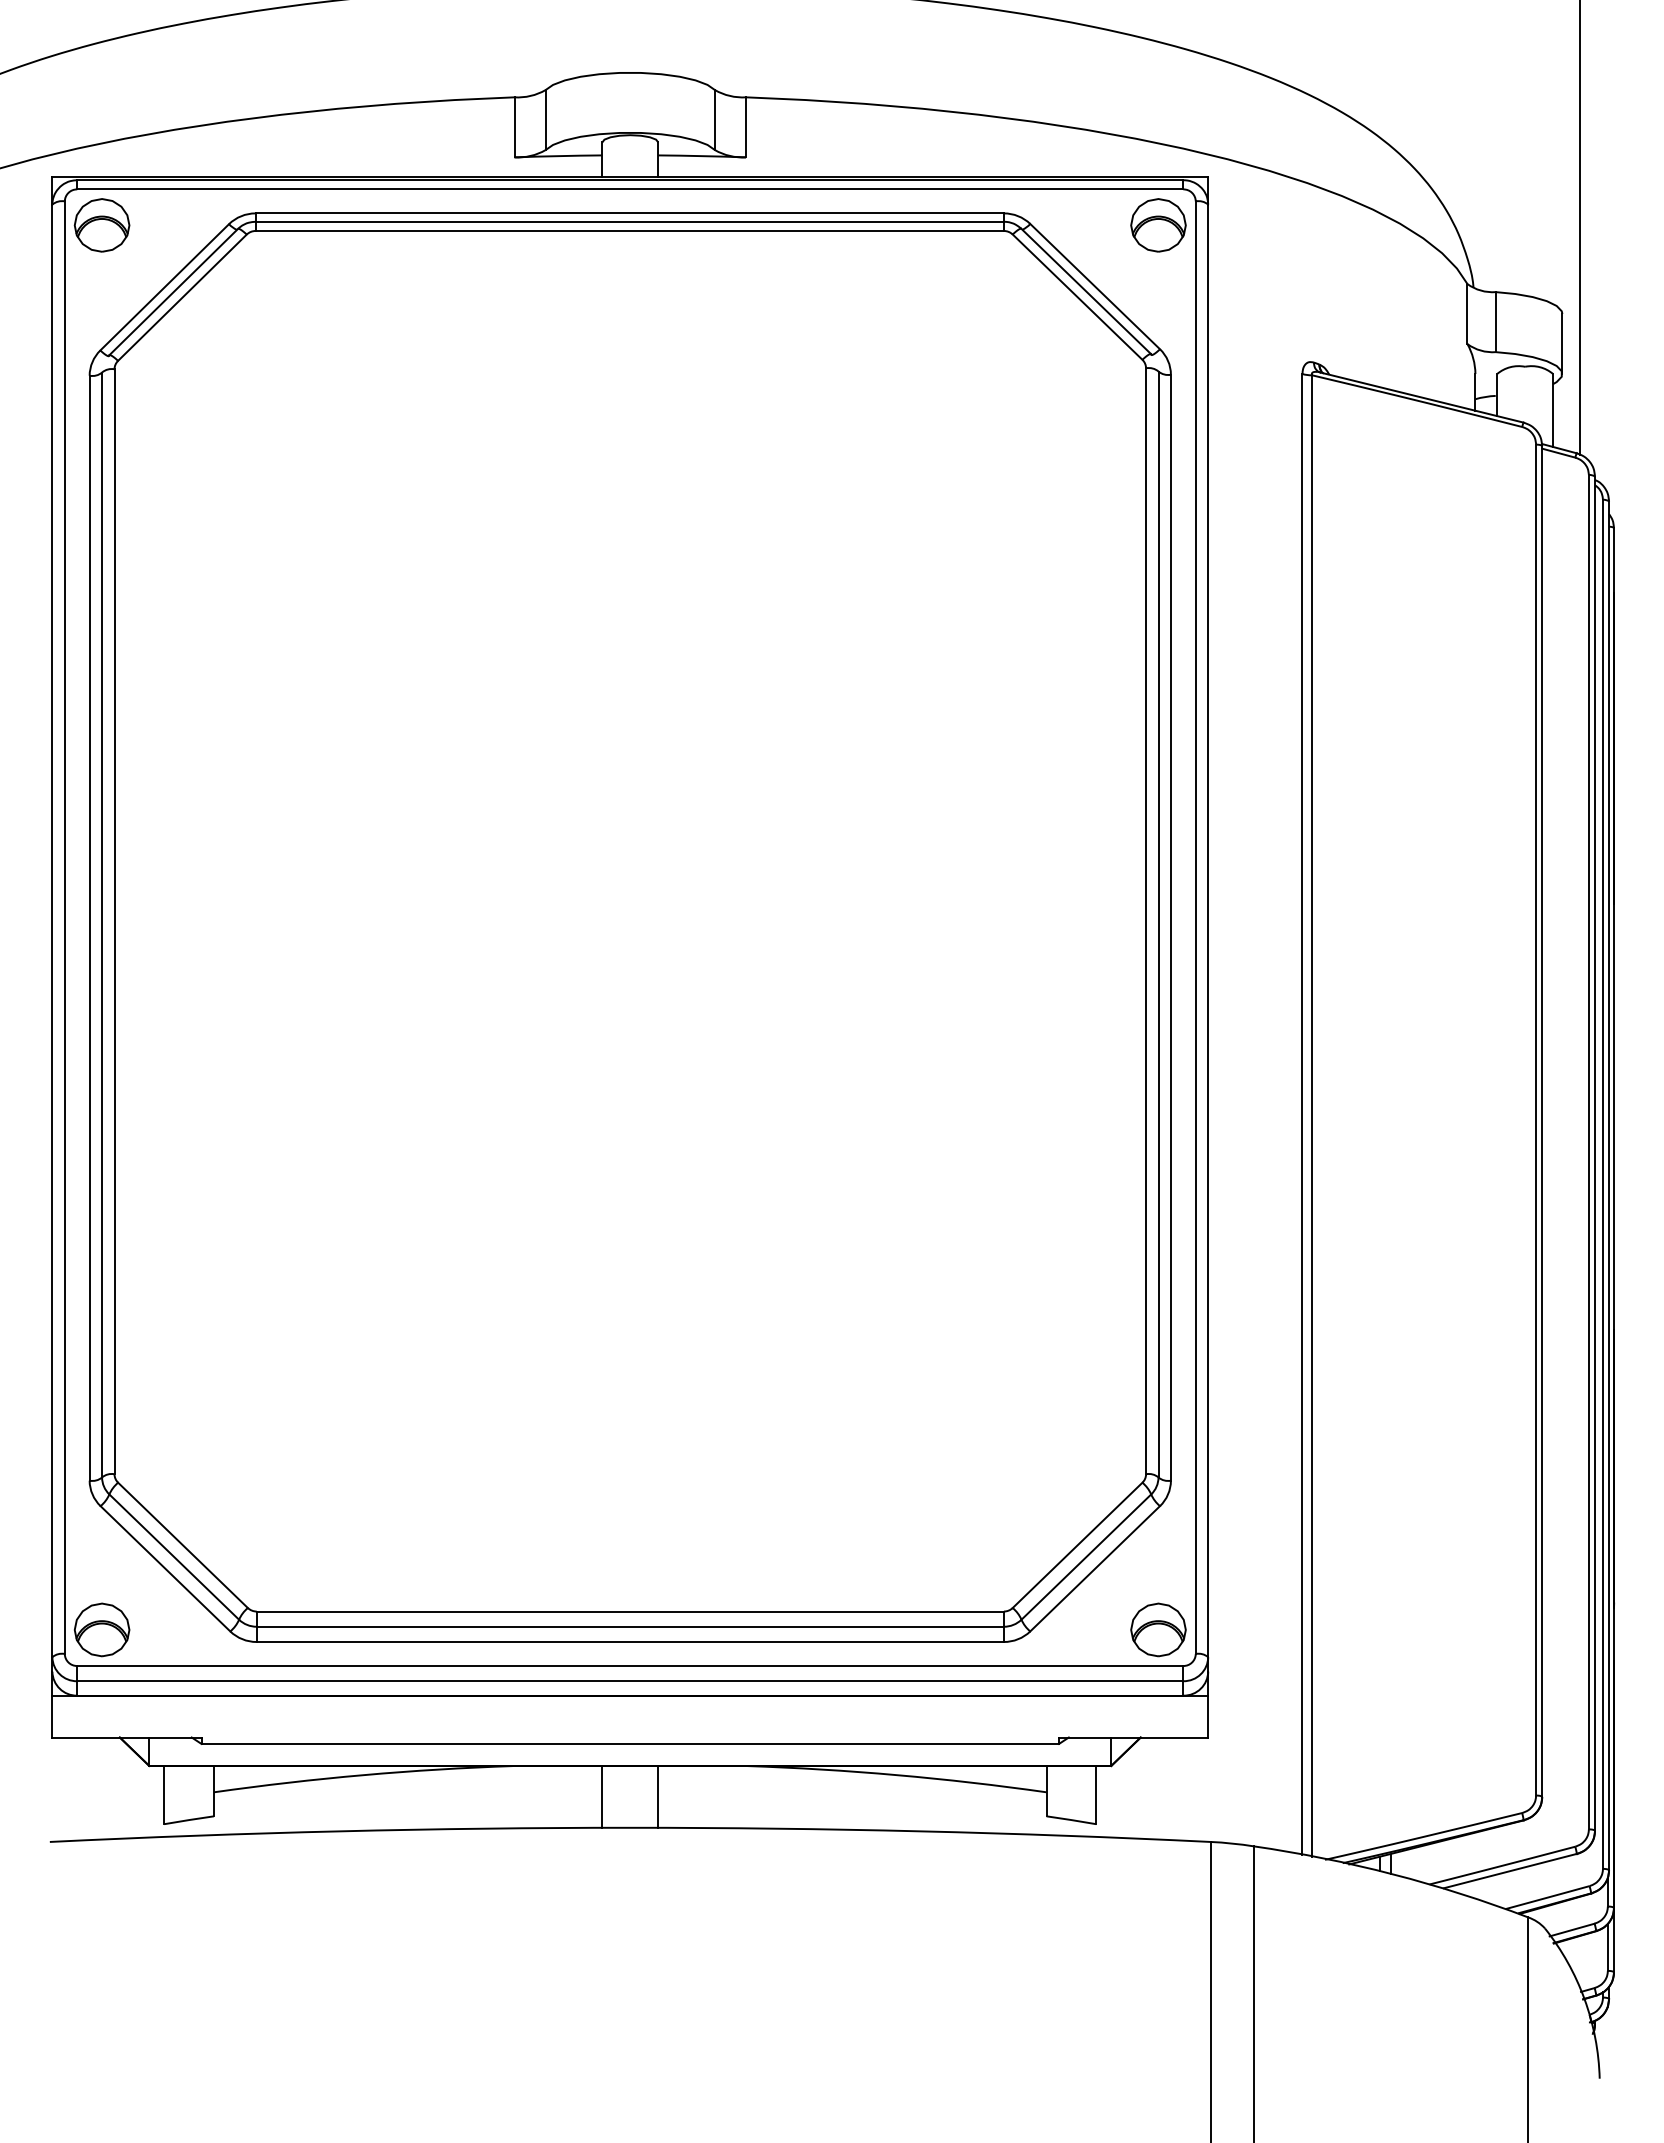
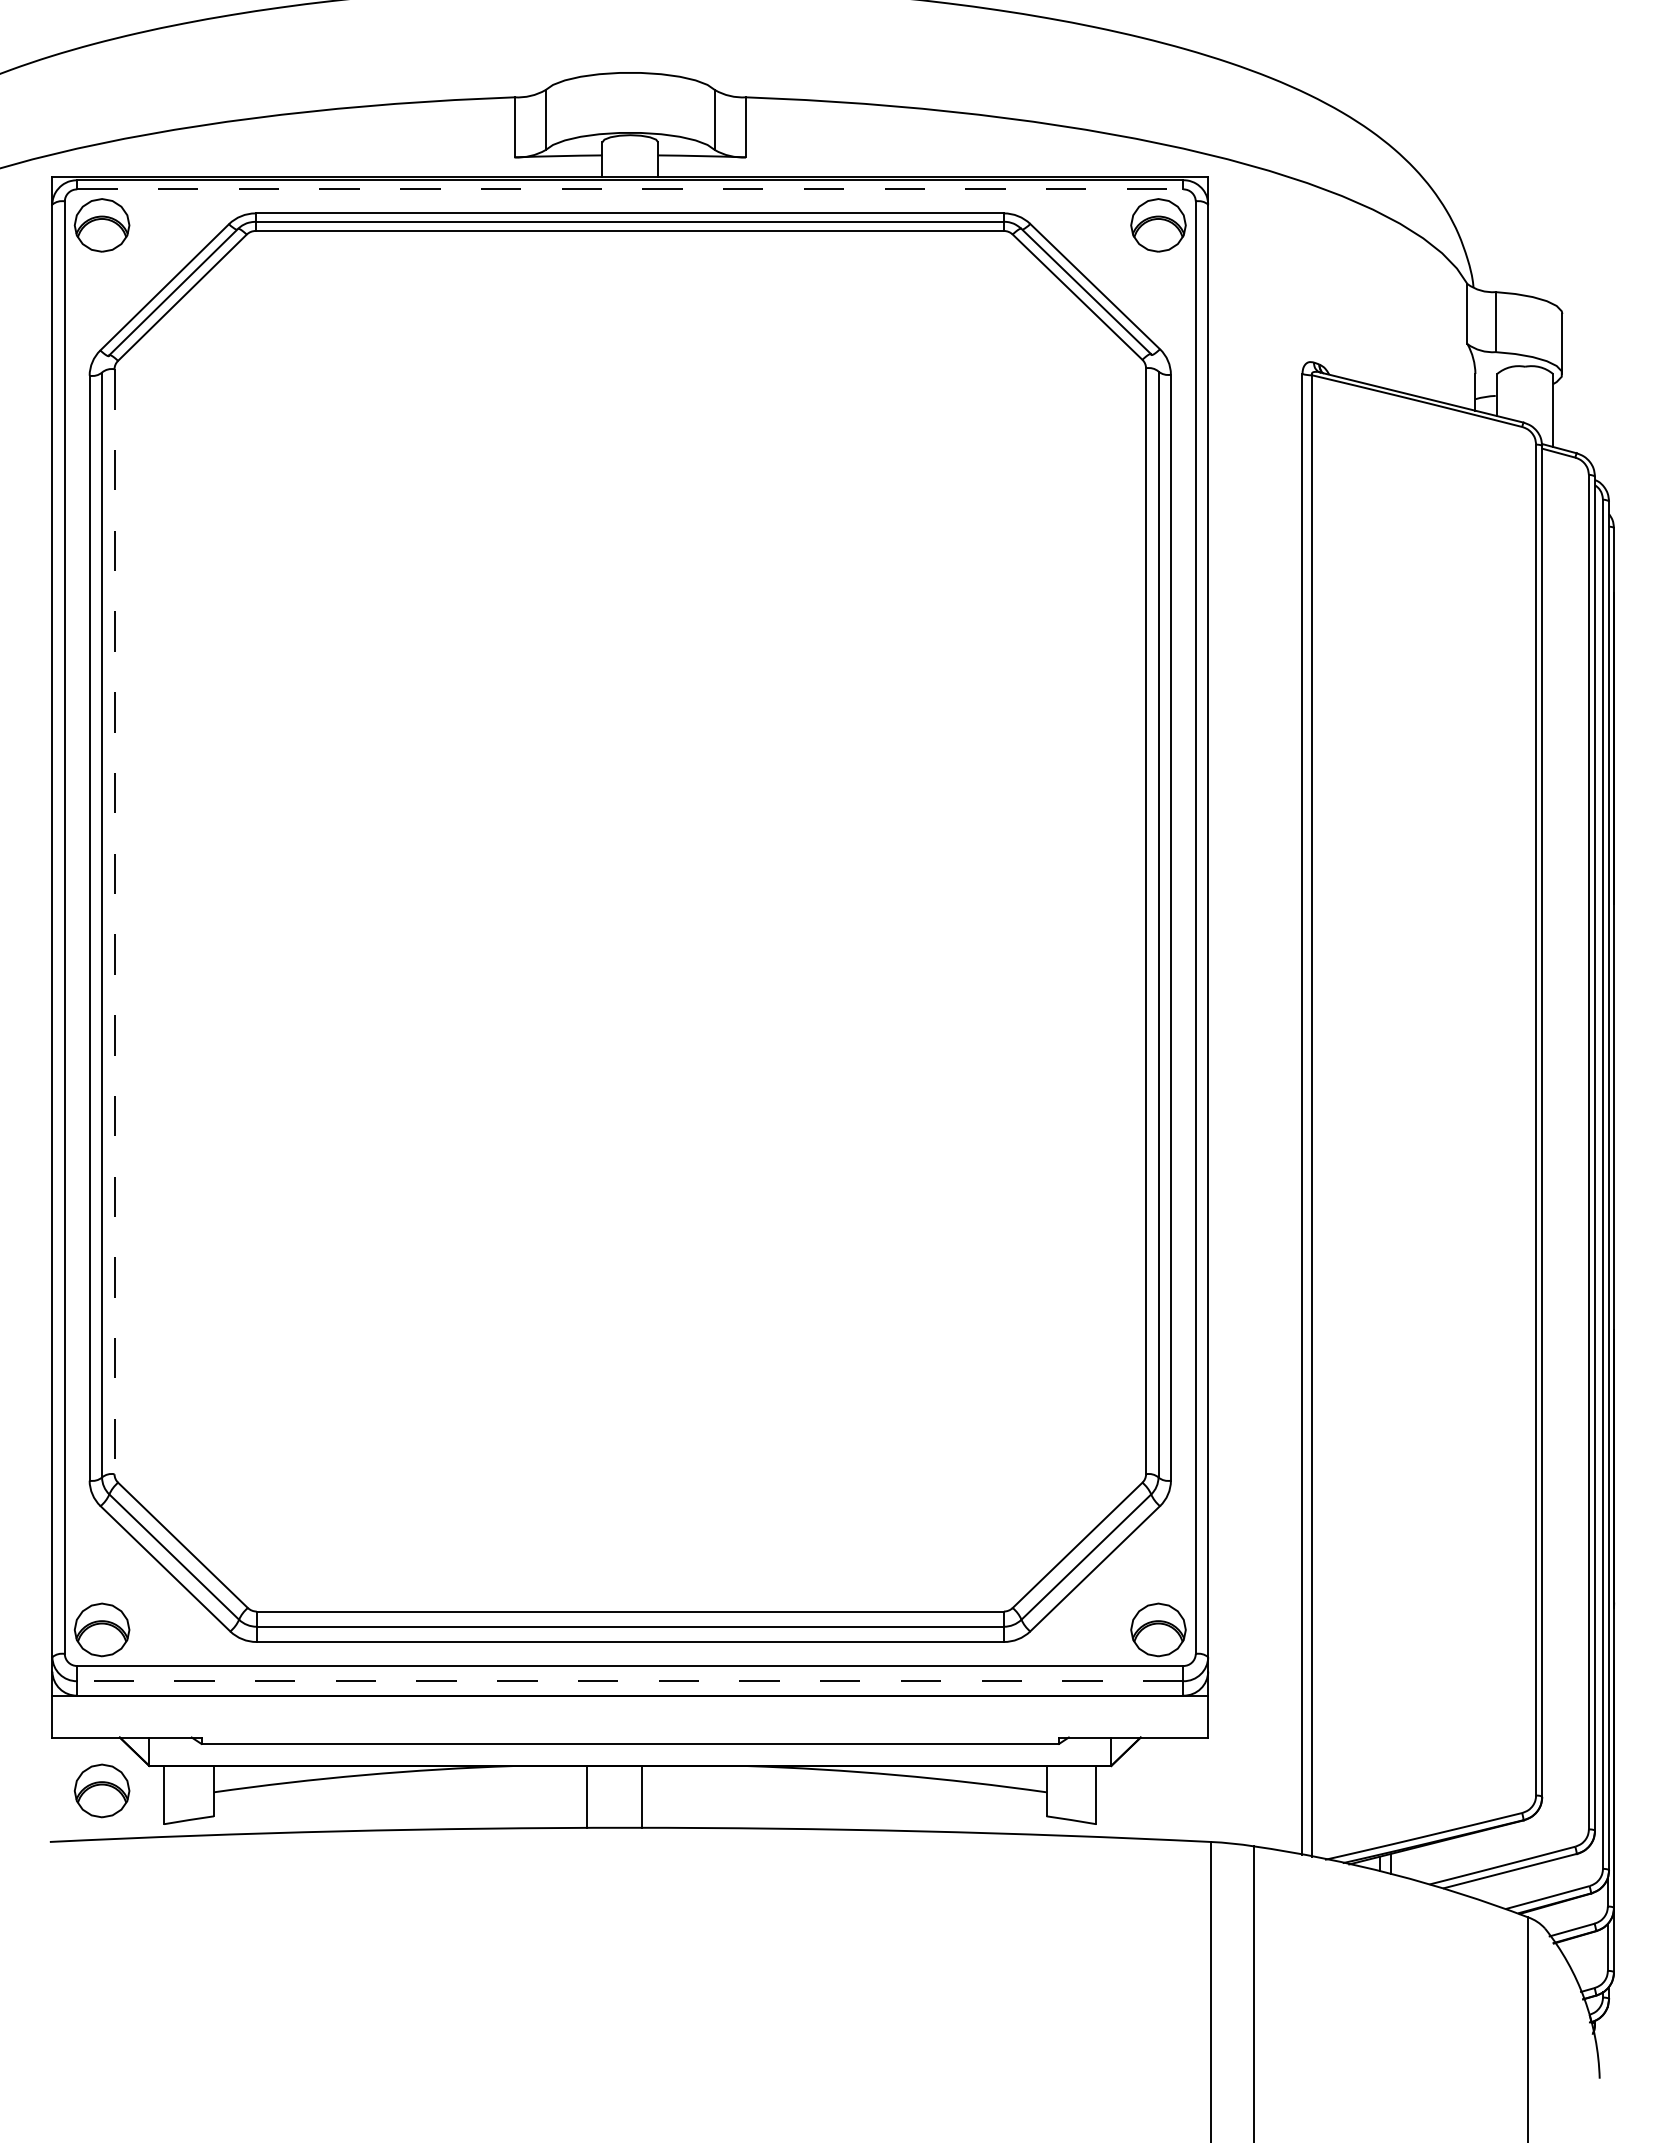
line: solid -> dashed (630, 189)
line: present -> none (1579, 228)
line: solid -> dashed (114, 922)
line: solid -> dashed (629, 1681)
part: none -> present (102, 1790)
line position: (602, 1796) -> (587, 1796) (587, 1796)
line position: (658, 1796) -> (642, 1796) (642, 1796)
